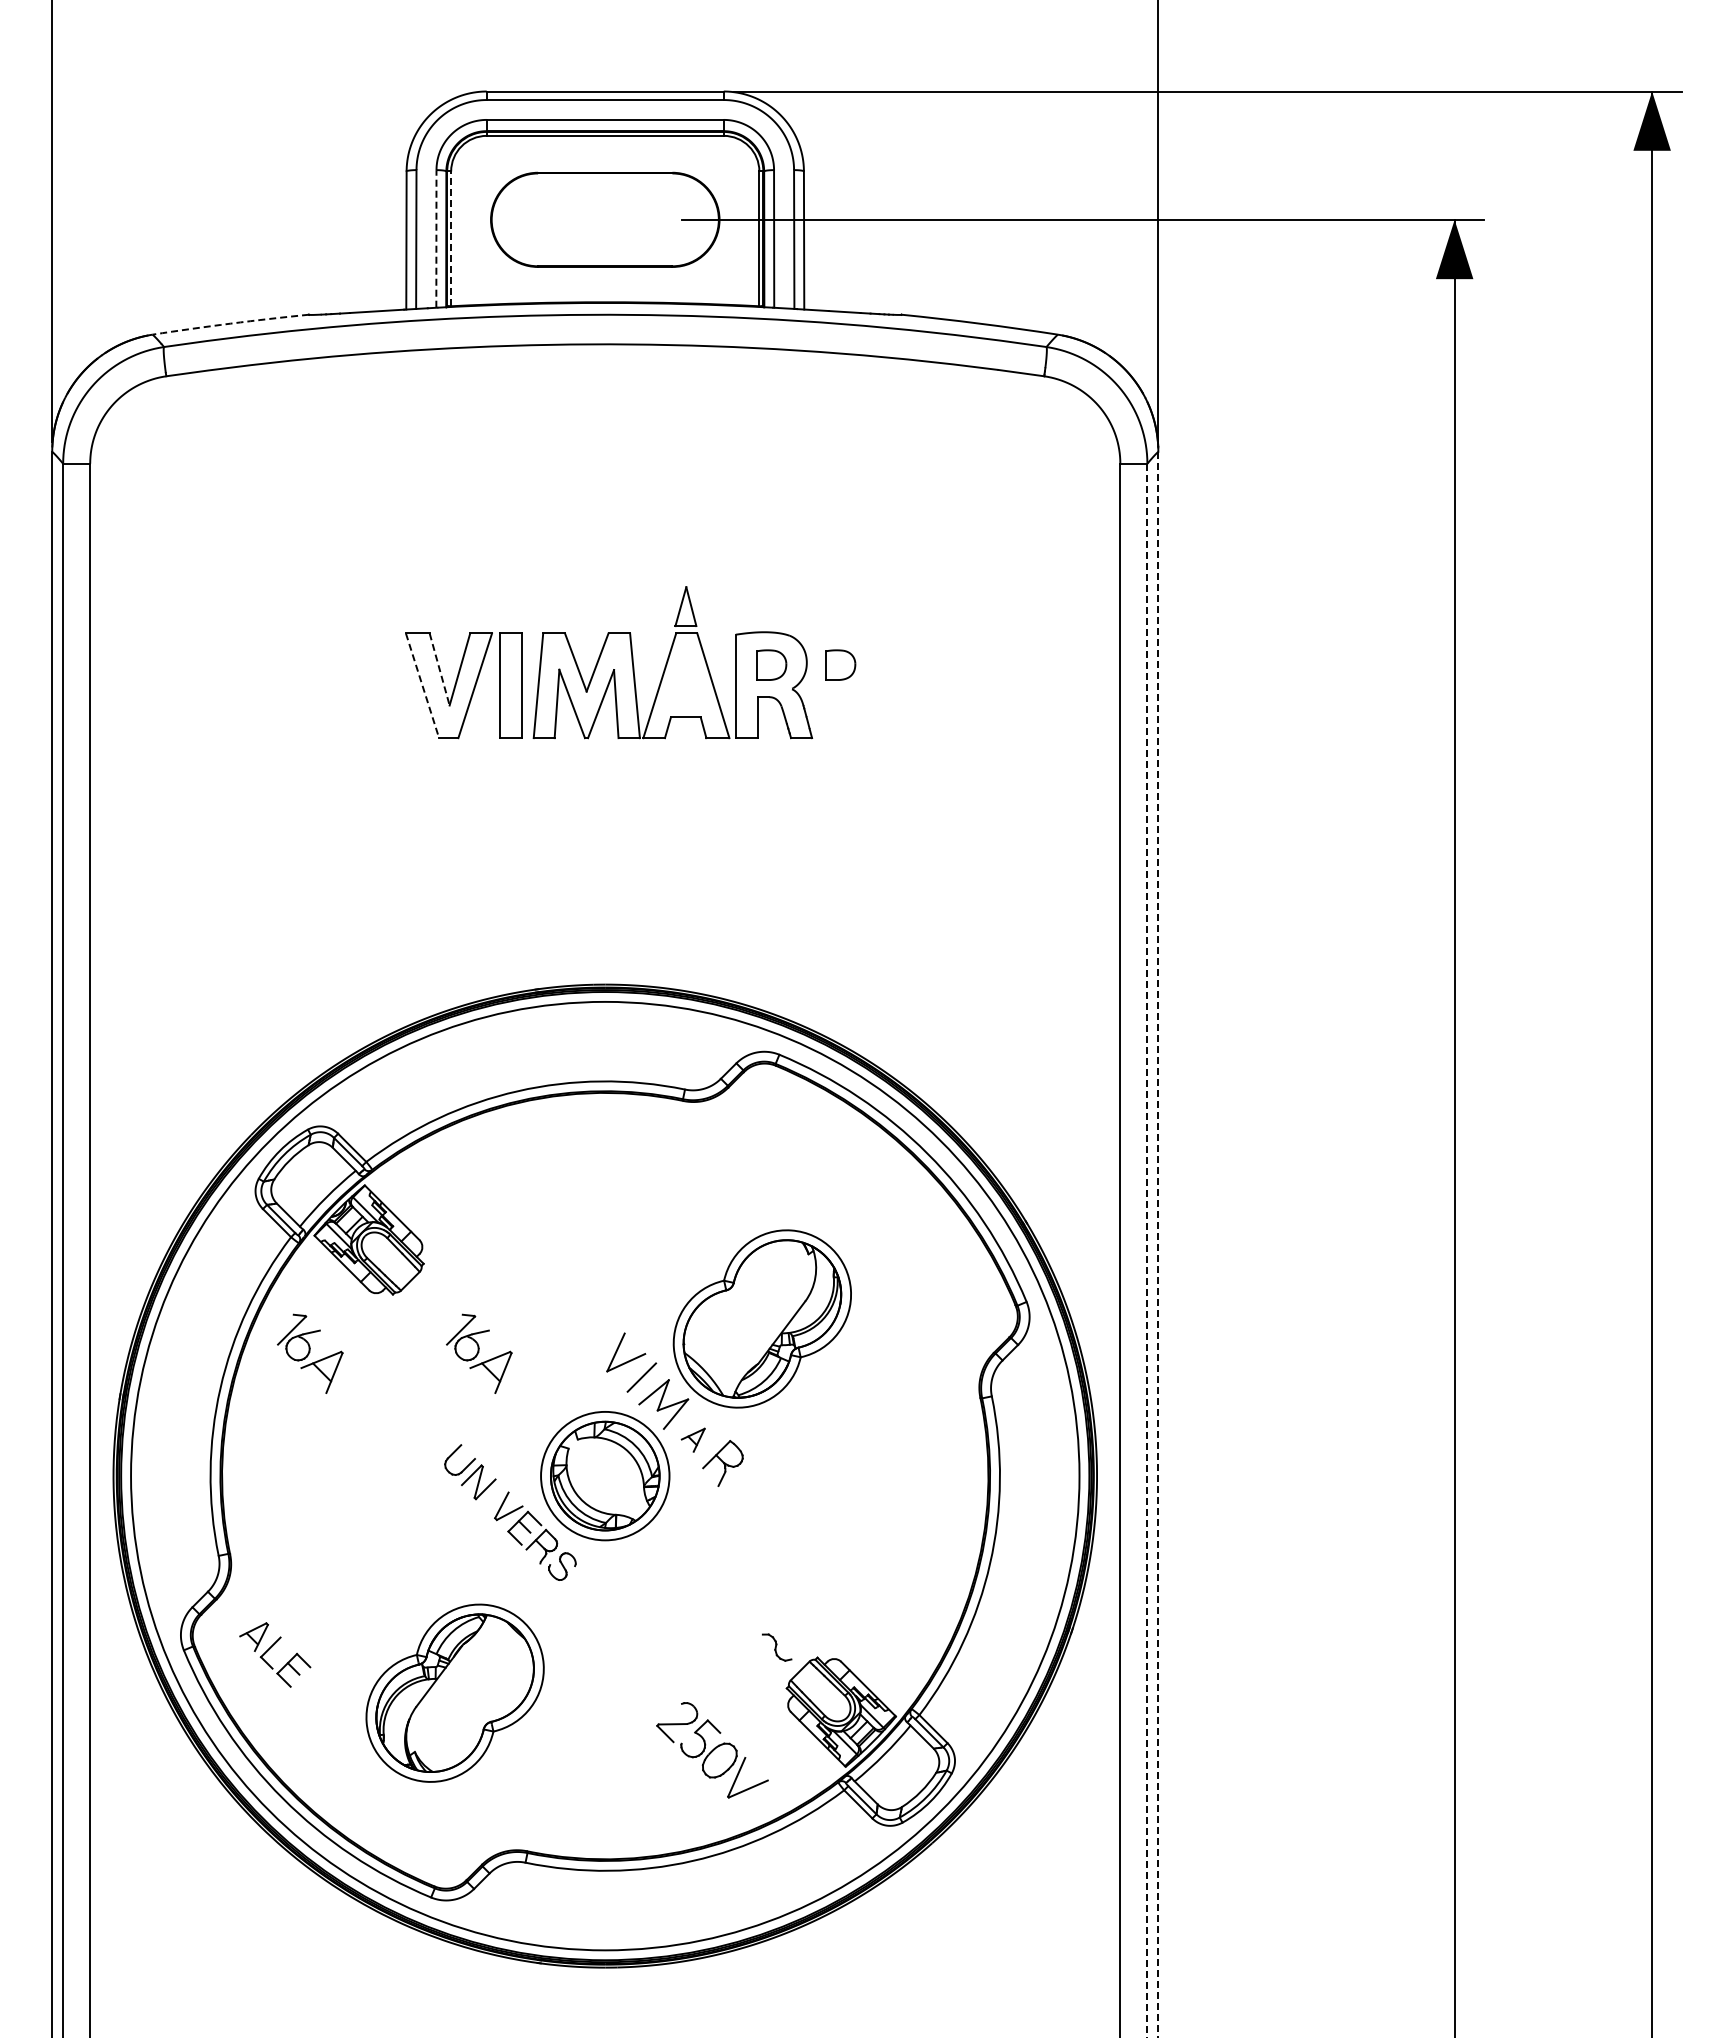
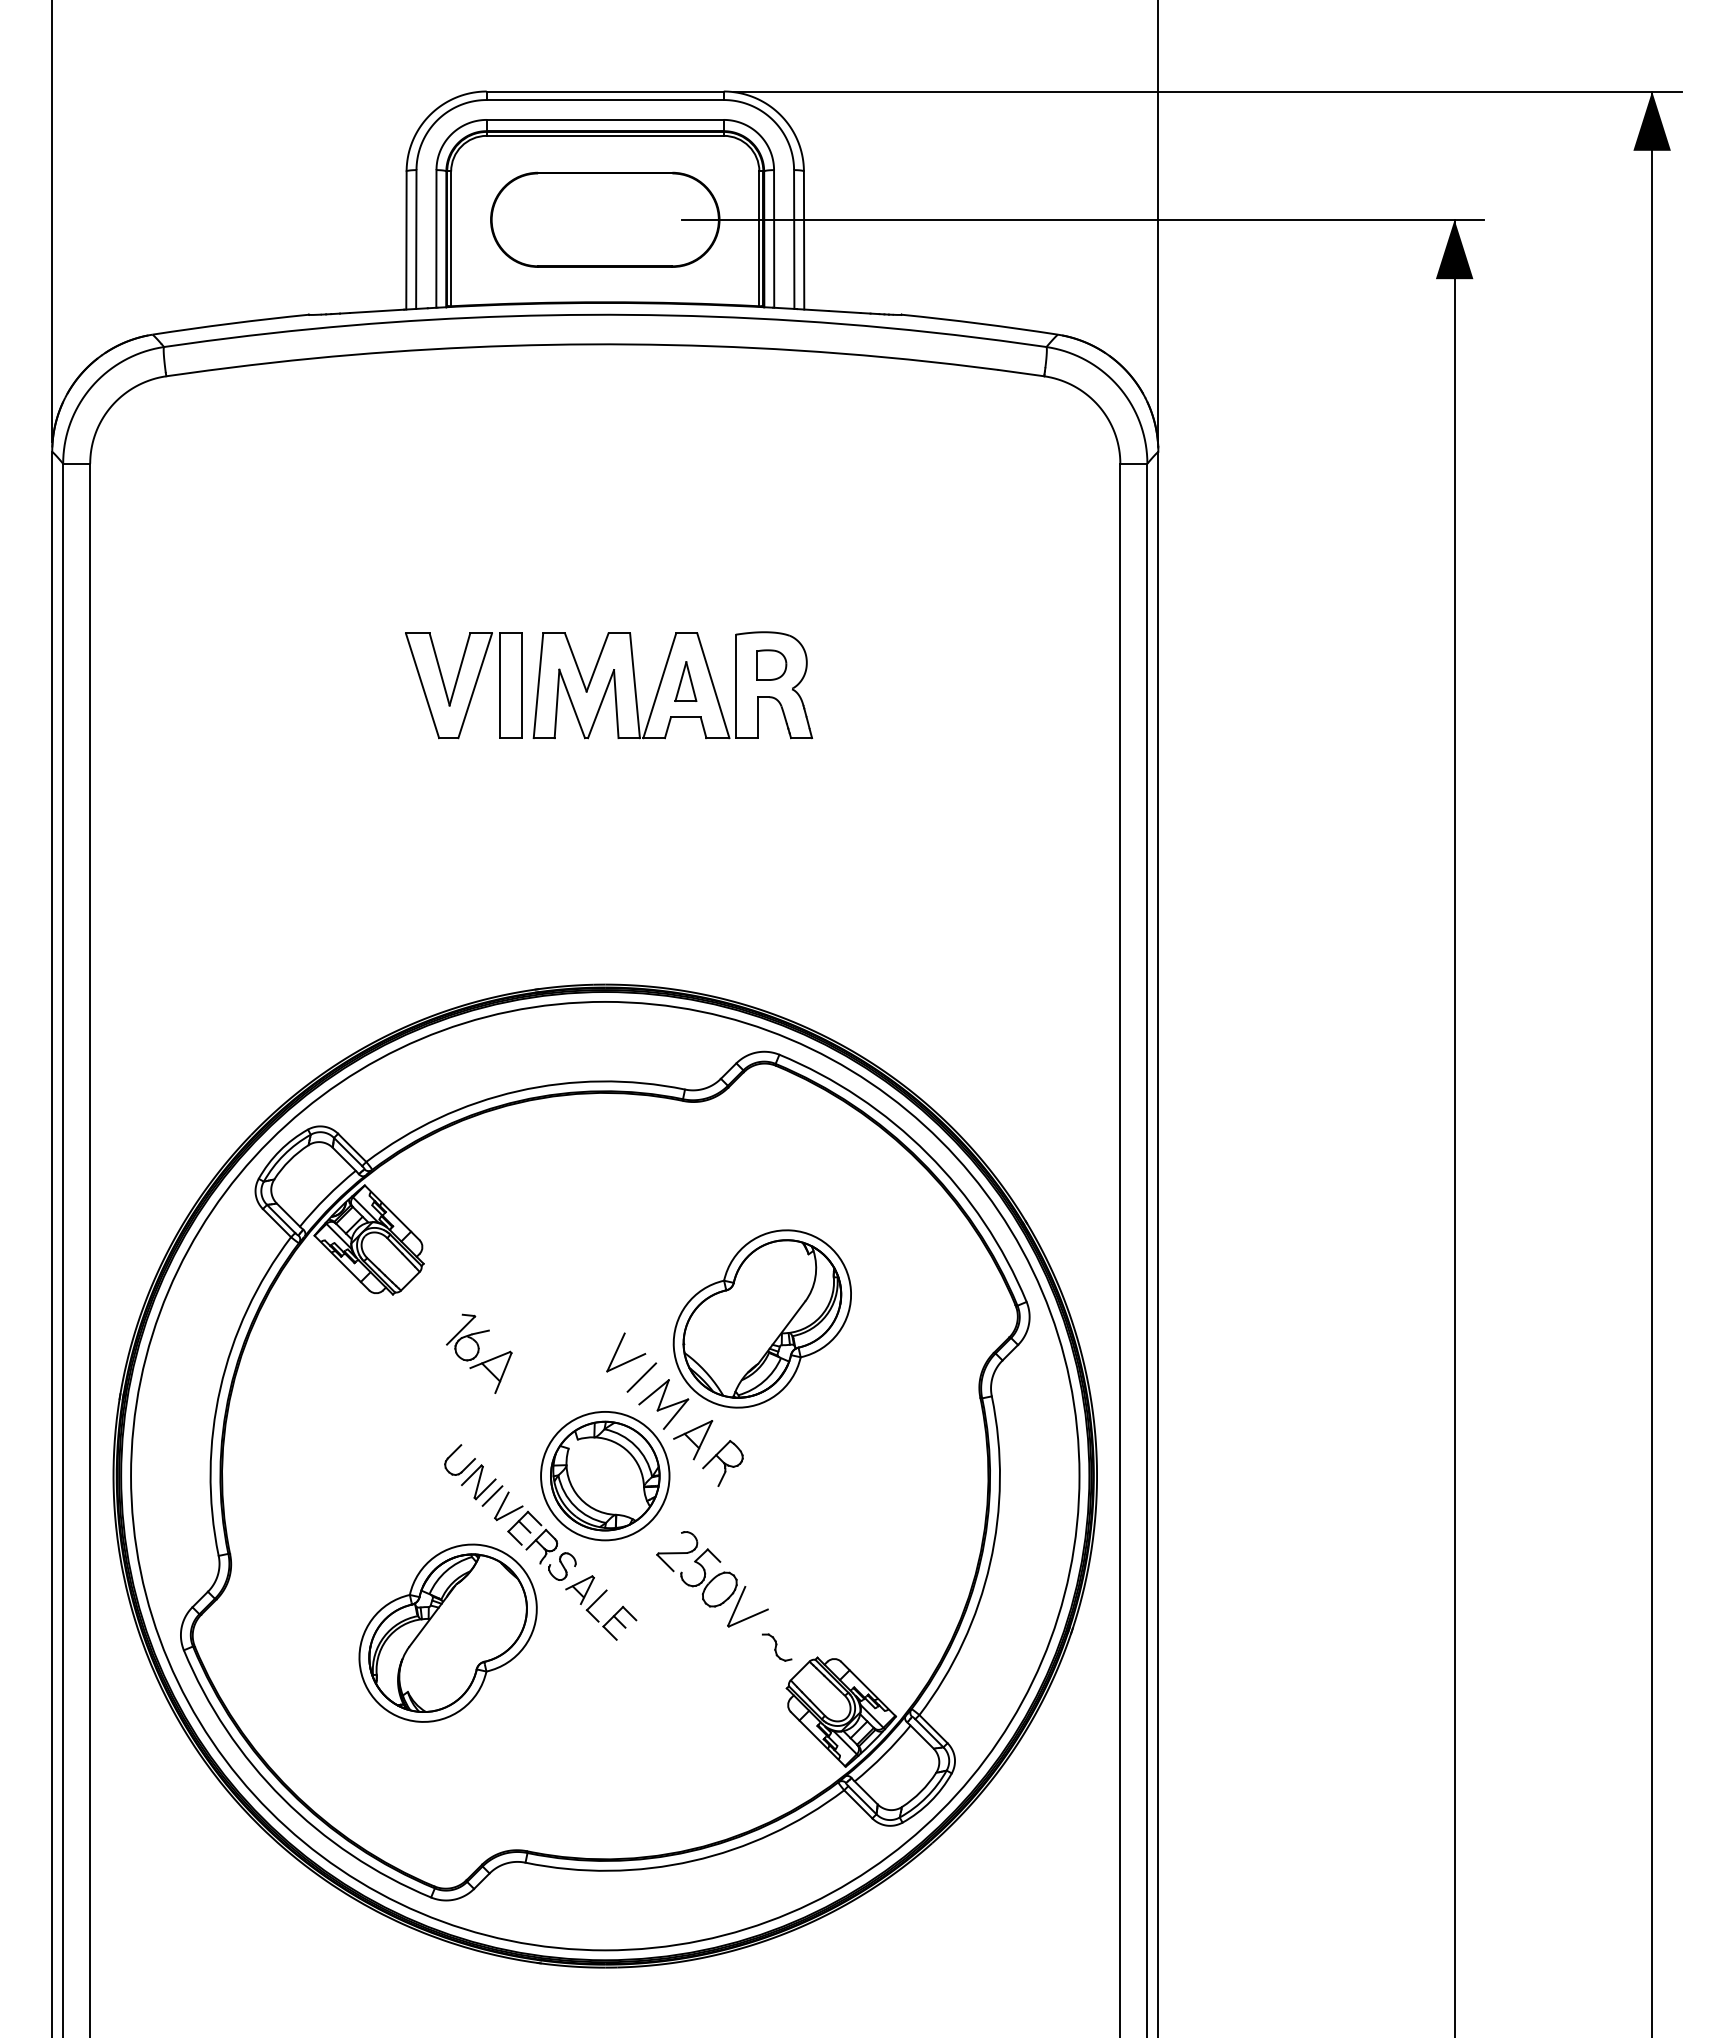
line: dashed -> solid (436, 238)
line: dashed -> solid (451, 238)
arc: dashed -> solid (230, 323)
part position: (685, 606) -> (685, 681) (685, 681)
part: present -> none (840, 664)
line: dashed -> solid (439, 669)
line: dashed -> solid (422, 685)
line: dashed -> solid (1158, 1244)
line: dashed -> solid (1147, 1250)
part: present -> none (310, 1353)
part size: 26x26 px -> 41x41 px (693, 1440)
line: none -> present (492, 1495)
part position: (270, 1649) -> (596, 1602) (596, 1602)
part position: (454, 1692) -> (447, 1632) (447, 1632)
part position: (712, 1750) -> (712, 1579) (712, 1579)
